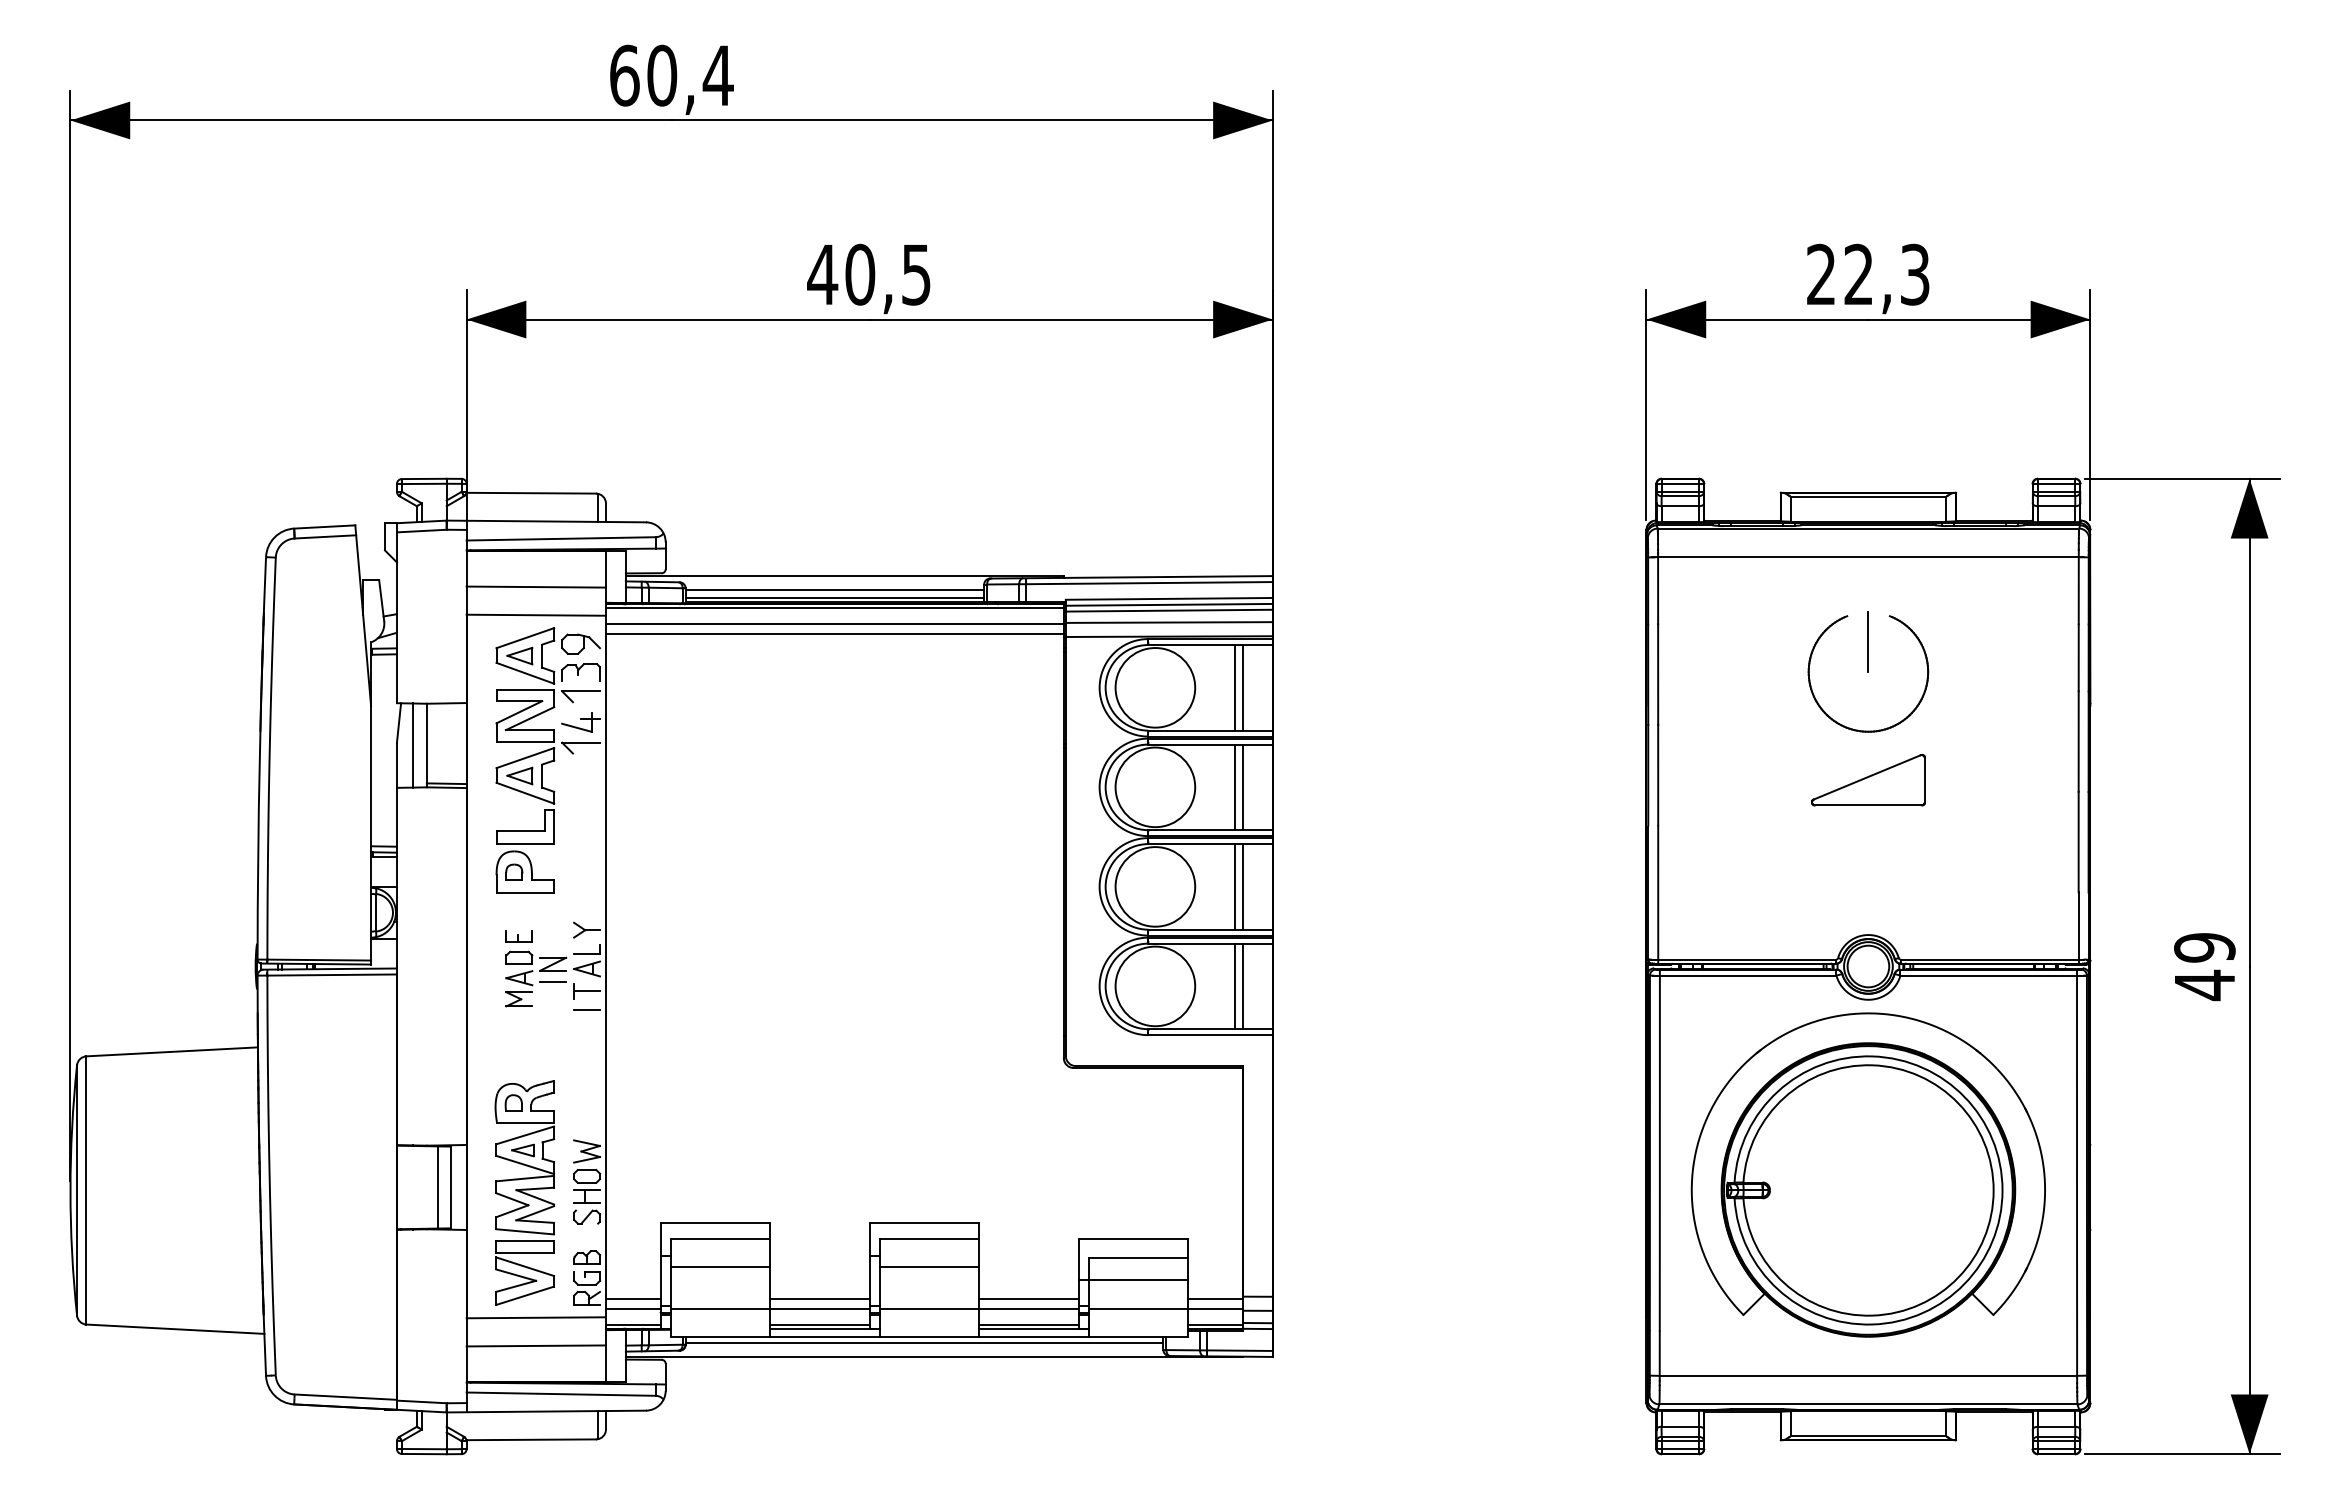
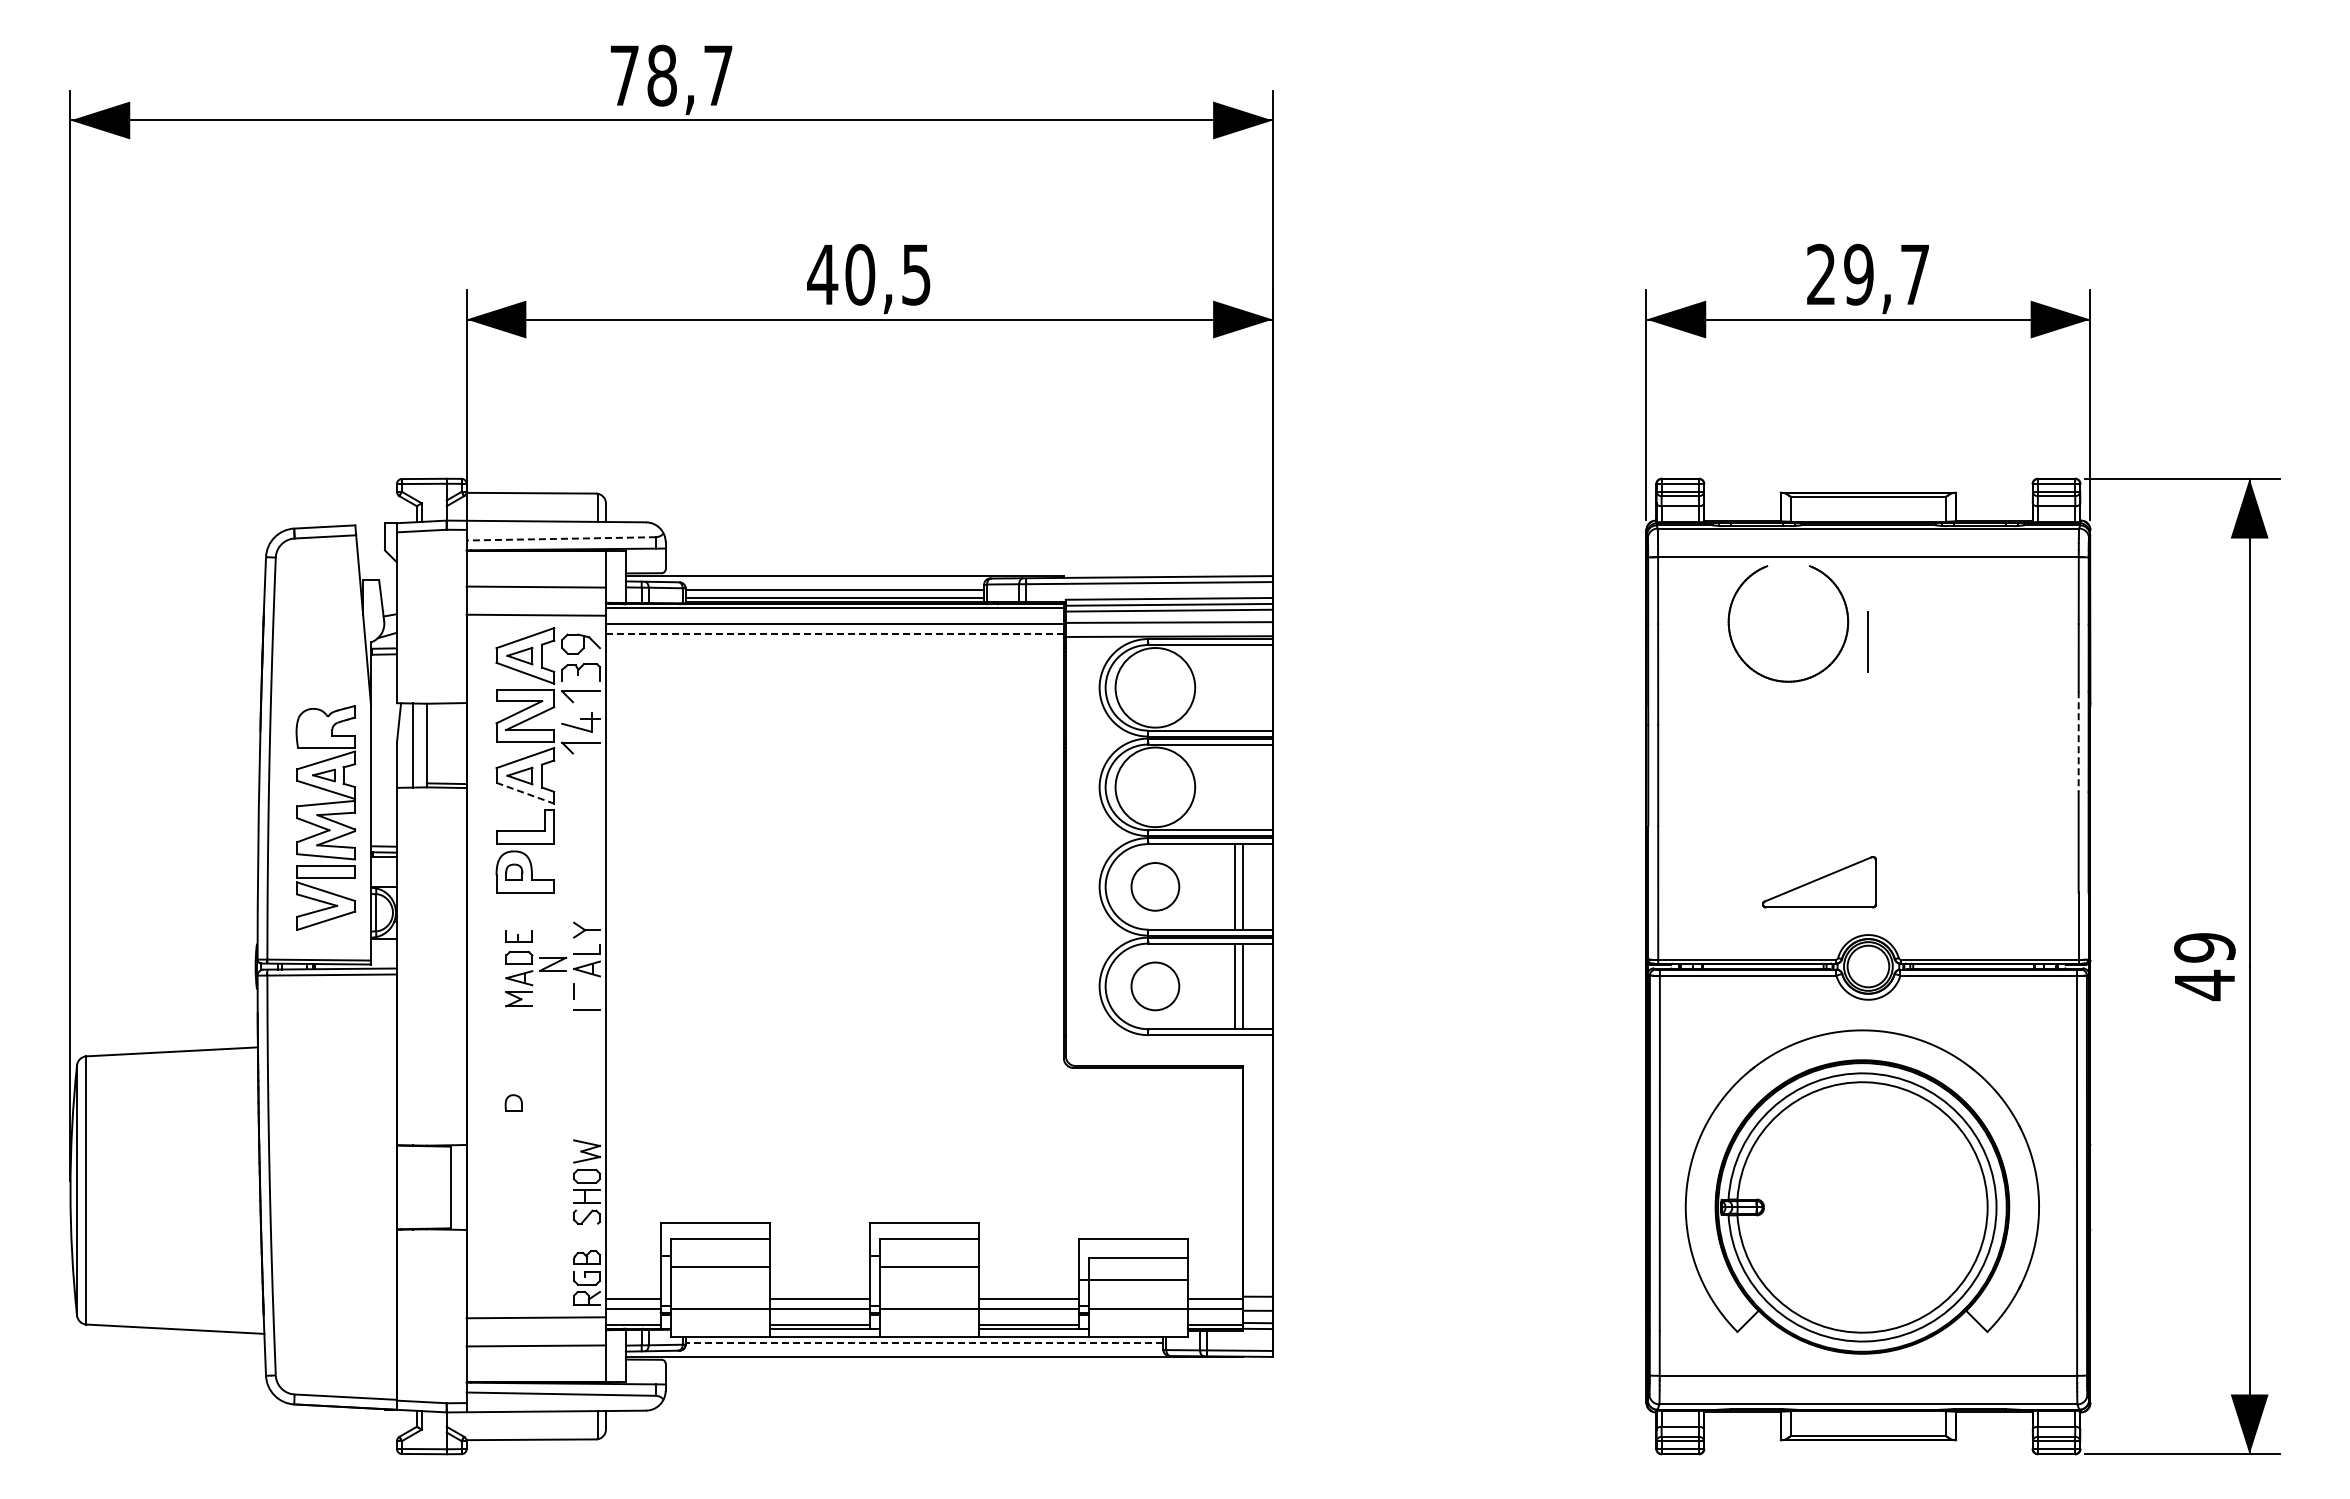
text: 60,4 -> 78,7 (671, 75)
text: 22,3 -> 29,7 (1886, 274)
line: solid -> dashed (561, 538)
line: solid -> dashed (834, 633)
line: present -> none (1235, 687)
line: present -> none (1242, 687)
part position: (1868, 730) -> (1788, 680) (1788, 680)
line: solid -> dashed (2078, 742)
part position: (1868, 780) -> (1819, 882) (1819, 882)
line: present -> none (1235, 787)
line: present -> none (1242, 787)
line: solid -> dashed (525, 793)
circle diameter: 80 px -> 48 px (1155, 886)
line: present -> none (553, 982)
circle diameter: 80 px -> 48 px (1155, 986)
line: present -> none (586, 991)
part position: (1867, 1174) -> (1861, 1191) (1861, 1191)
line: present -> none (438, 1187)
part position: (524, 1192) -> (325, 817) (325, 817)
line: solid -> dashed (924, 1342)
